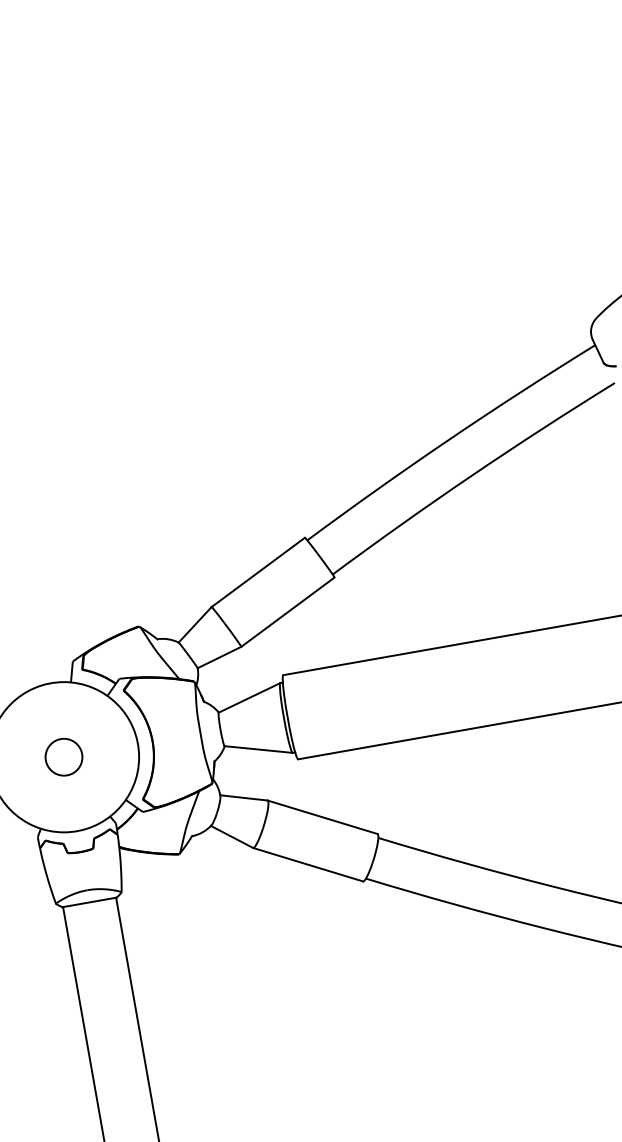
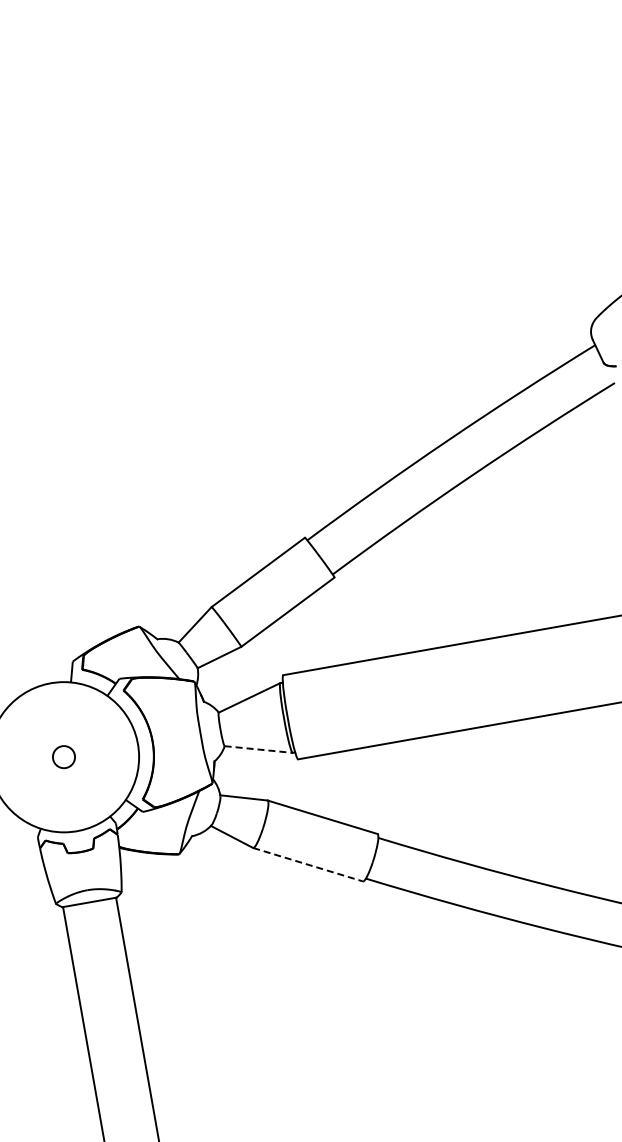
line: solid -> dashed (259, 749)
circle size: 40x40 px -> 24x25 px (63, 757)
line: solid -> dashed (308, 864)
